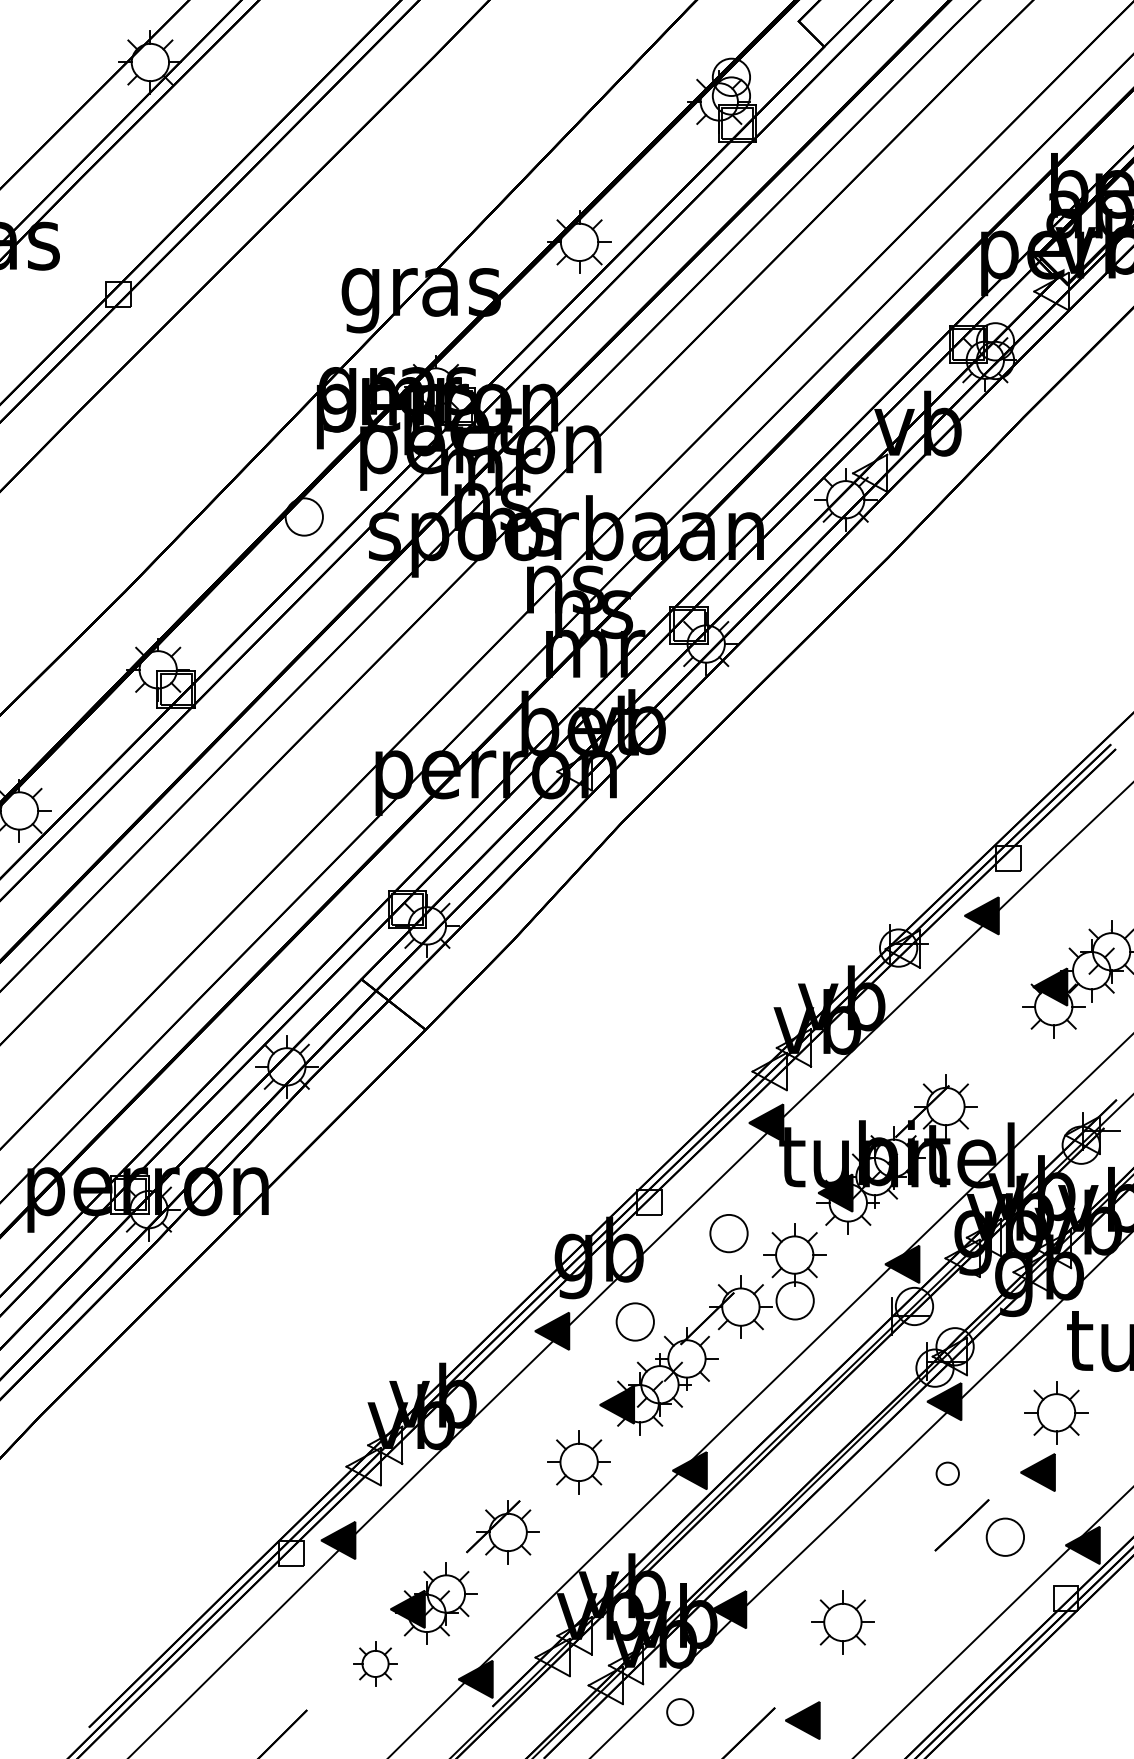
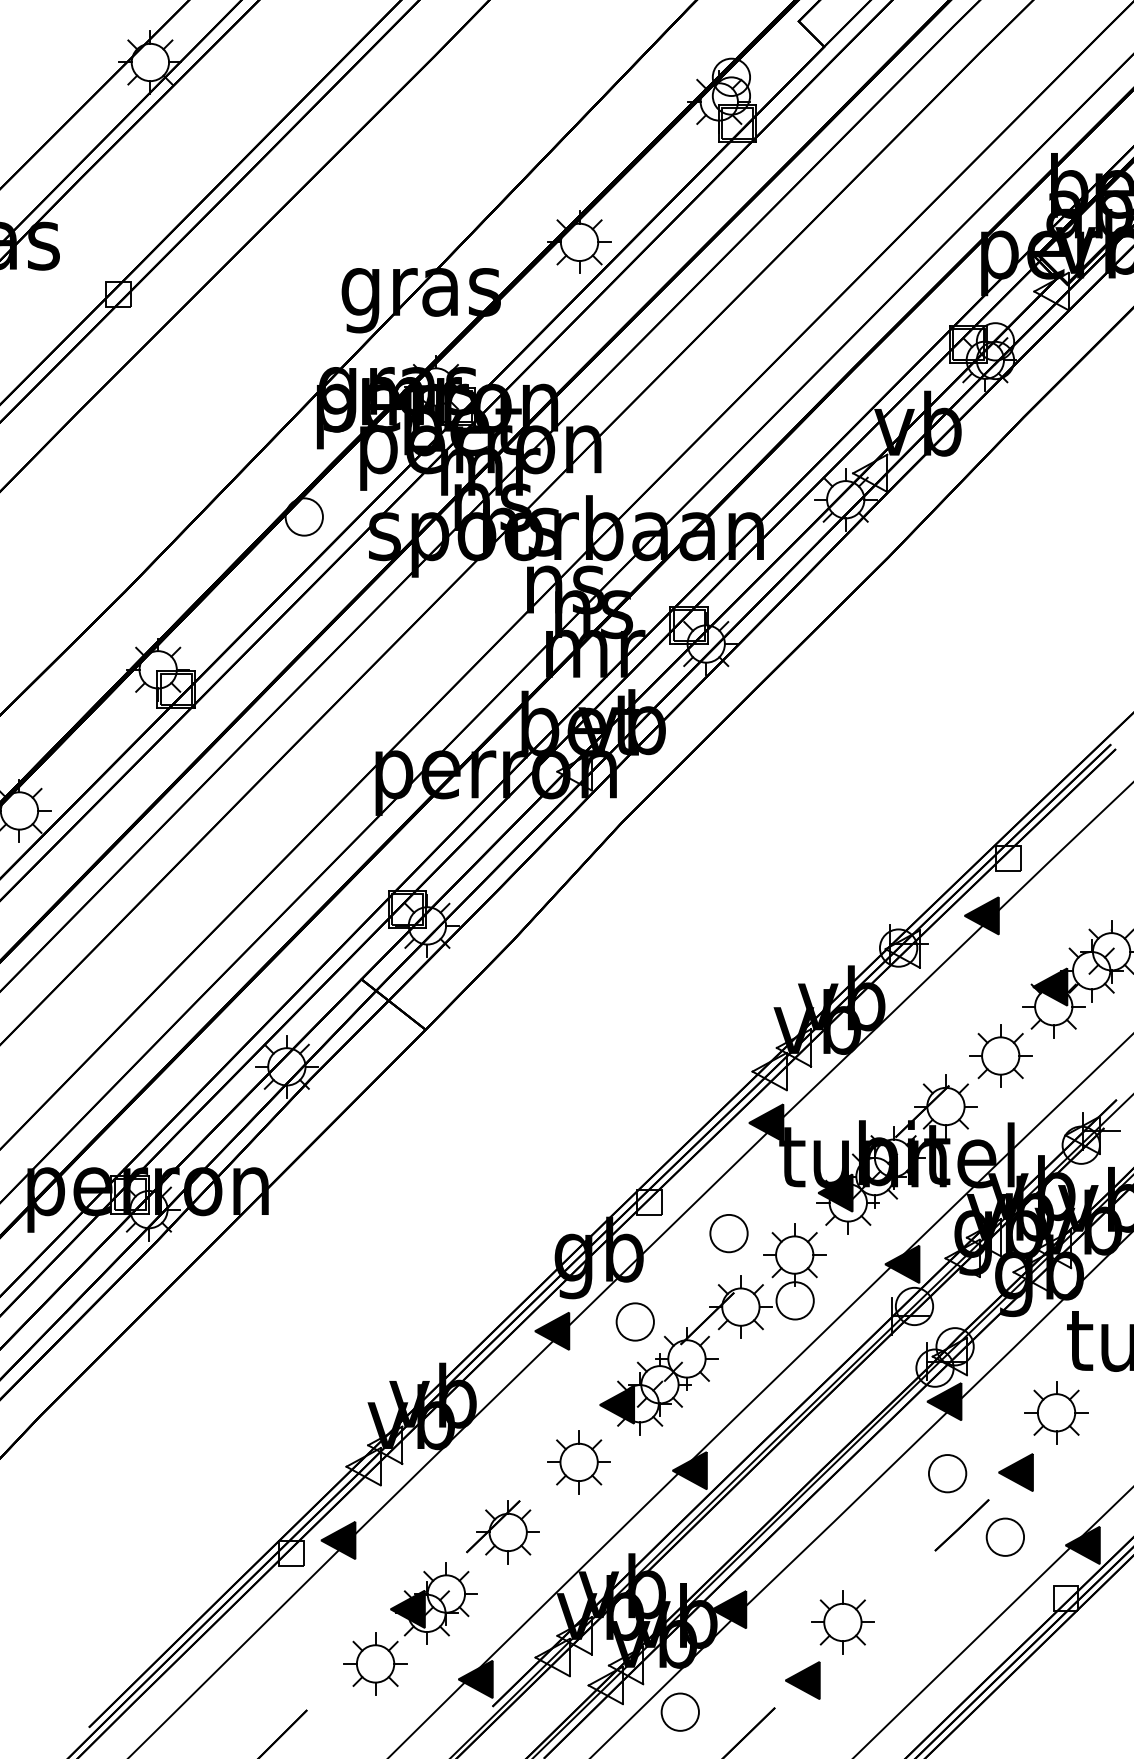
part: none -> present (1000, 1055)
part position: (1037, 1472) -> (1015, 1472) (1015, 1472)
part size: 25x25 px -> 40x40 px (947, 1473)
part size: 45x46 px -> 65x64 px (375, 1663)
part size: 29x29 px -> 40x40 px (679, 1711)
part position: (802, 1720) -> (802, 1680) (802, 1680)
